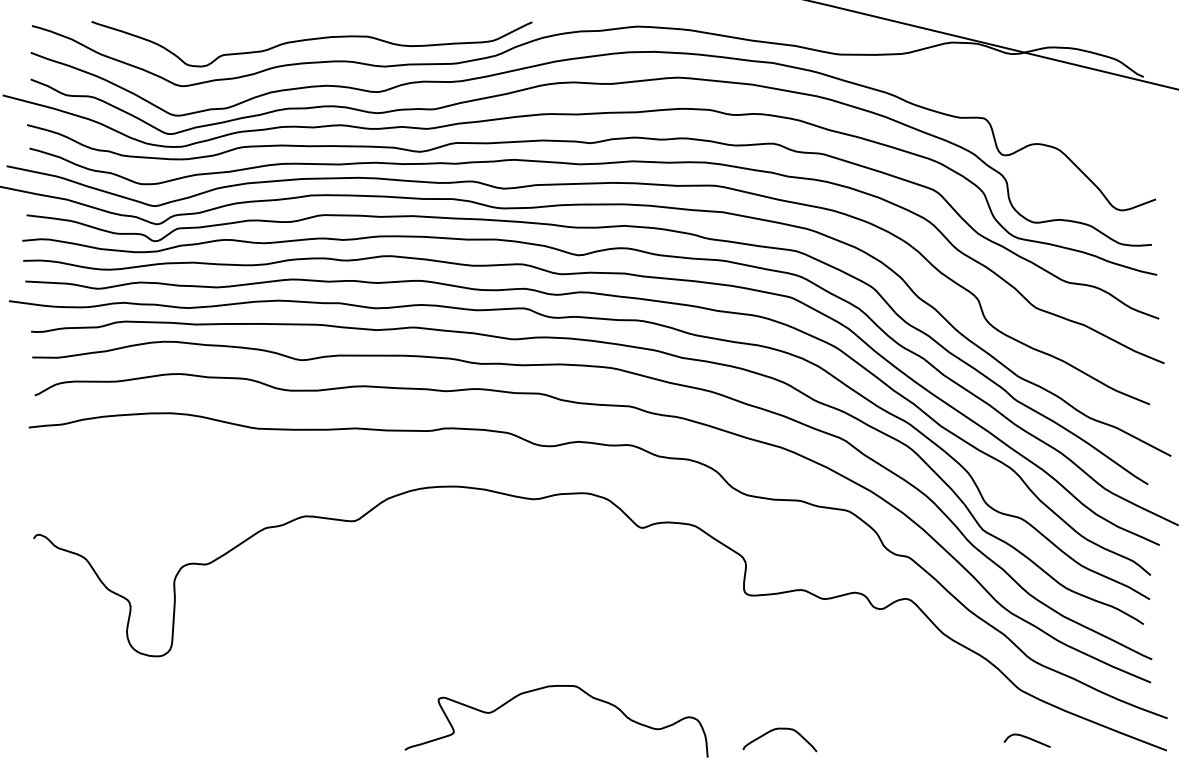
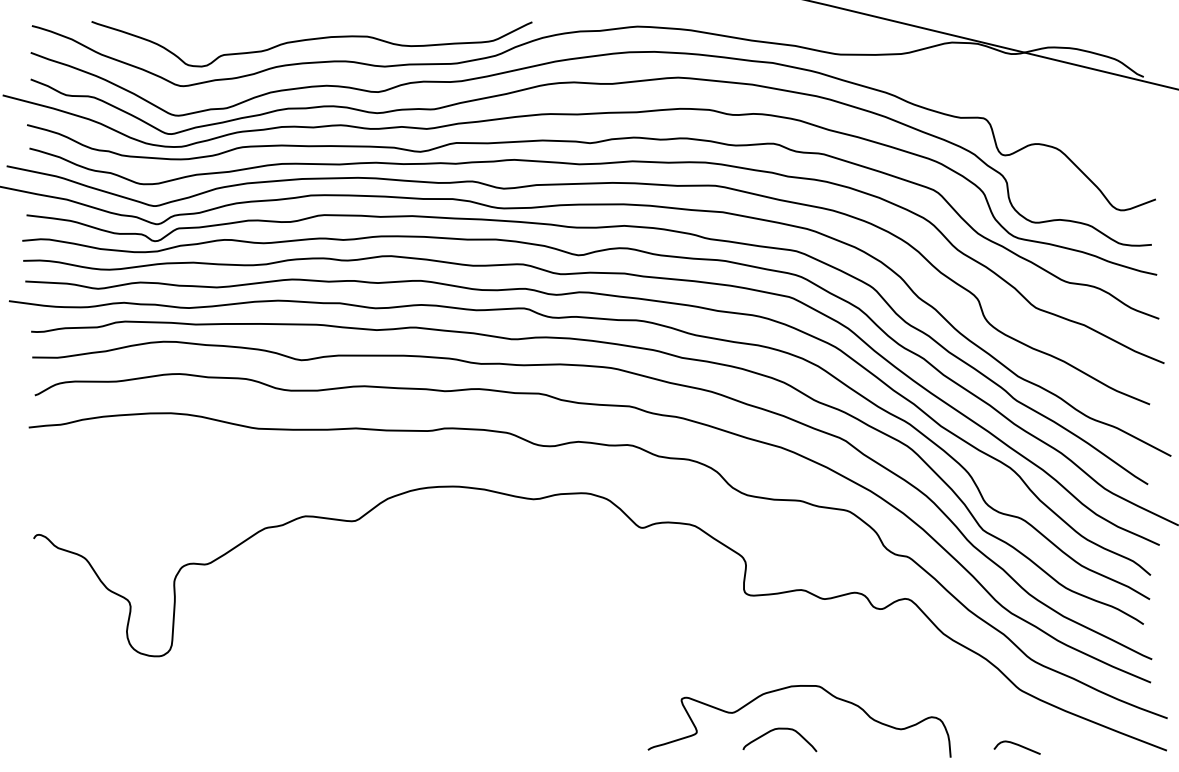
curve position: (552, 687) -> (795, 687) (795, 687)
curve position: (1026, 738) -> (1016, 745) (1016, 745)
